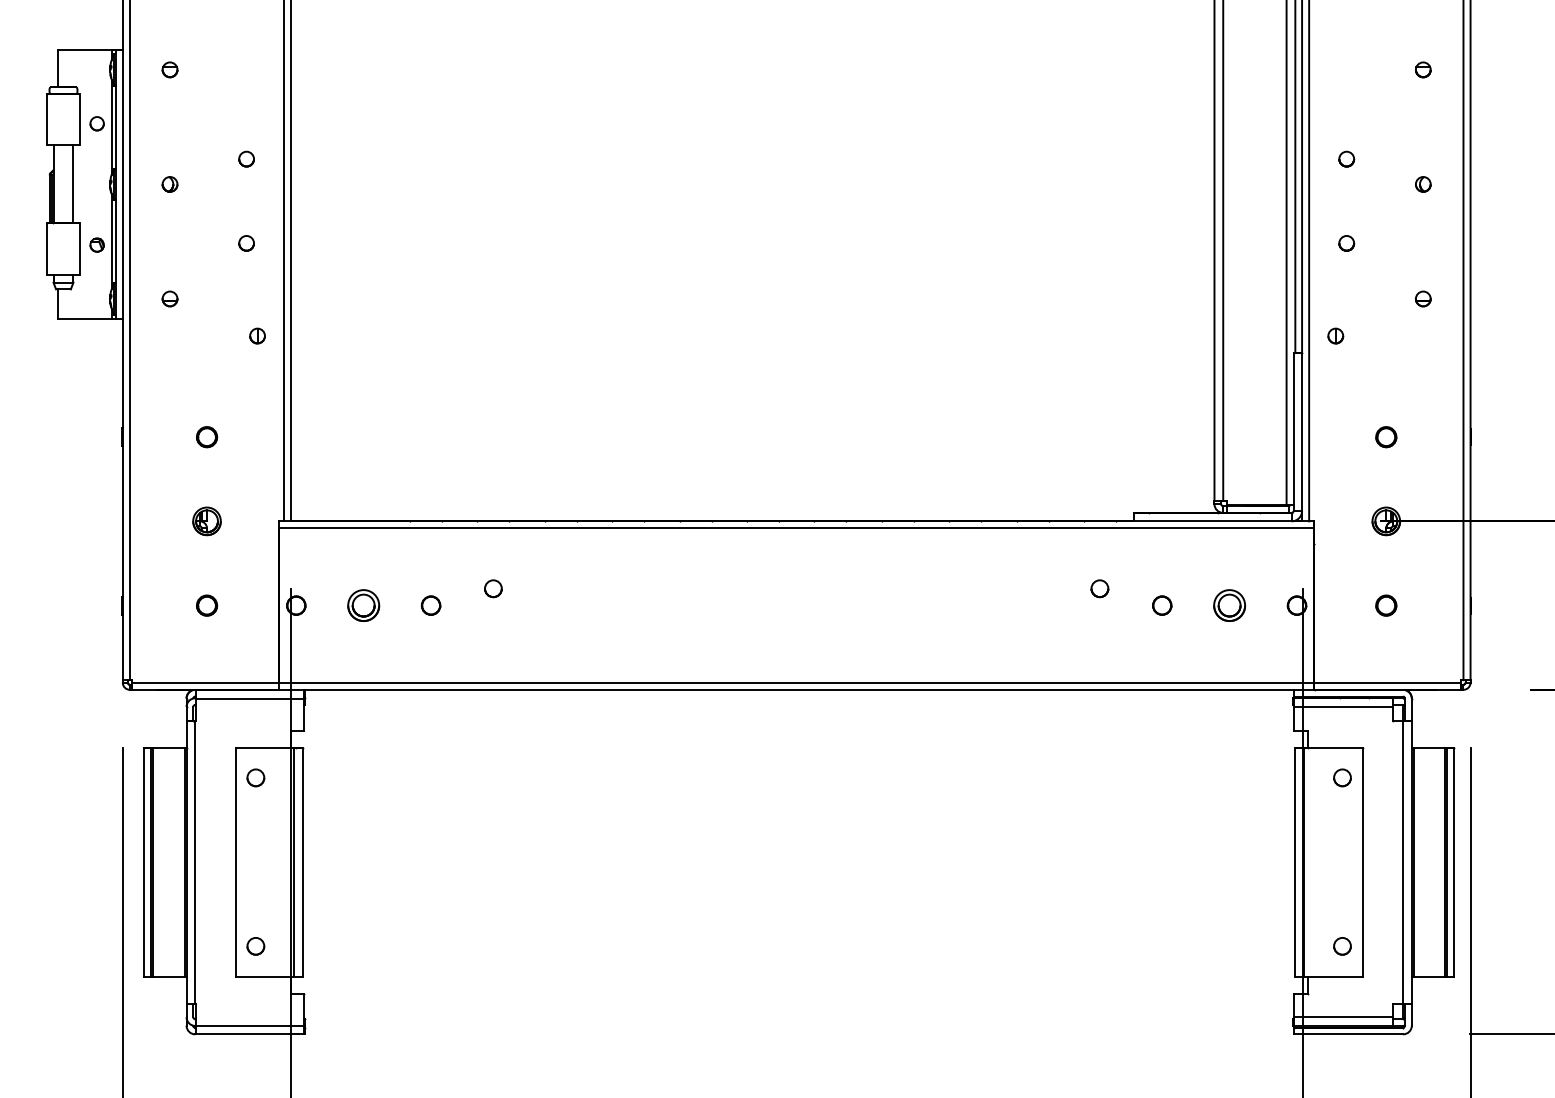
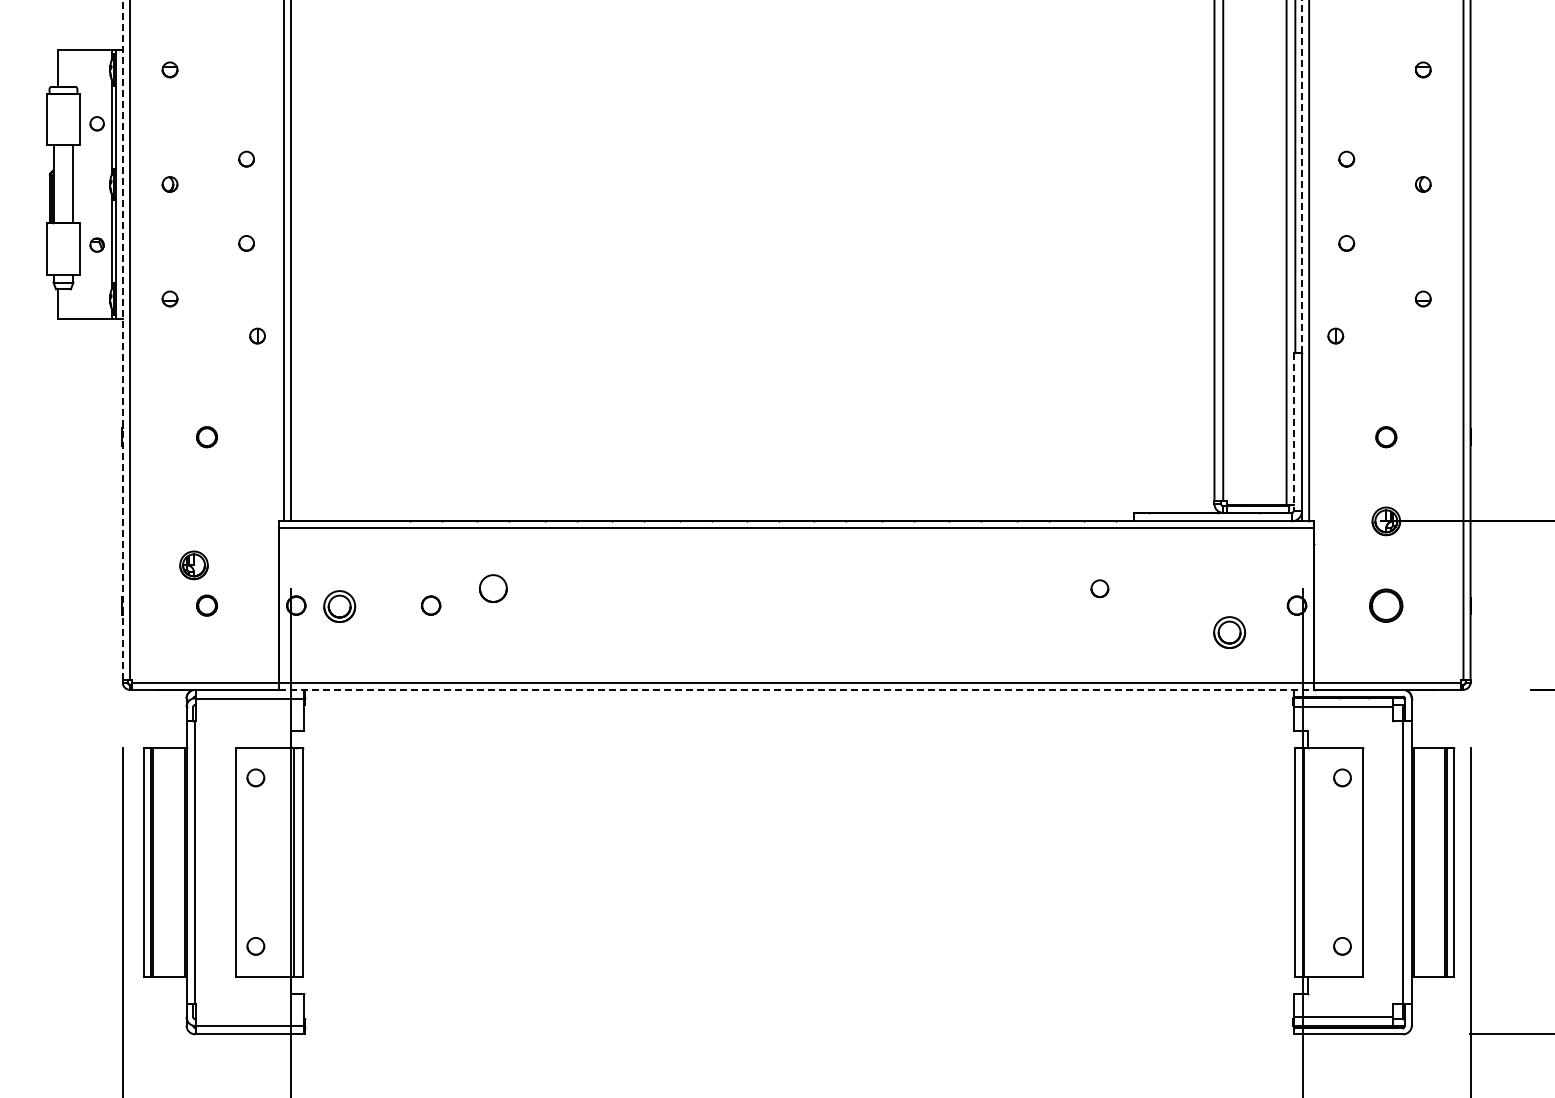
line: solid -> dashed (1302, 176)
line: solid -> dashed (122, 339)
line: solid -> dashed (1293, 432)
part position: (206, 521) -> (193, 565) (193, 565)
part size: 19x20 px -> 29x29 px (493, 588)
part position: (363, 605) -> (339, 606) (339, 606)
circle: present -> none (1162, 605)
part position: (1229, 605) -> (1229, 632) (1229, 632)
circle size: 23x23 px -> 35x35 px (1386, 605)
line: solid -> dashed (797, 689)
